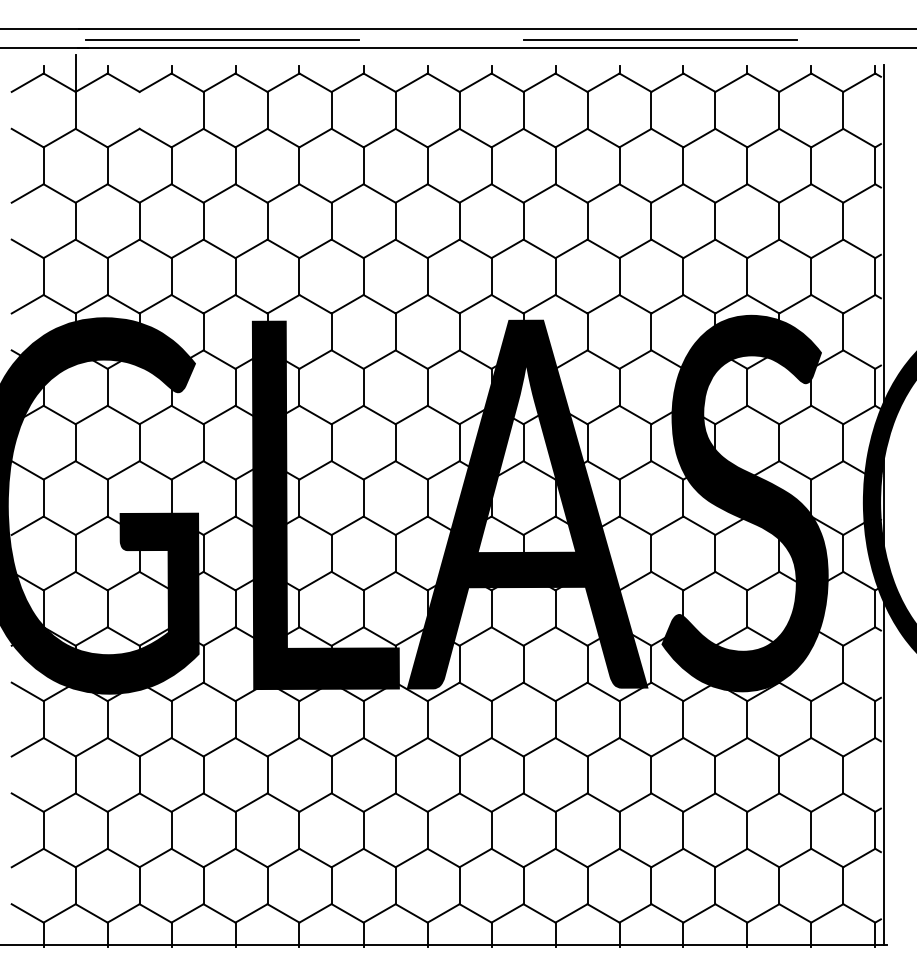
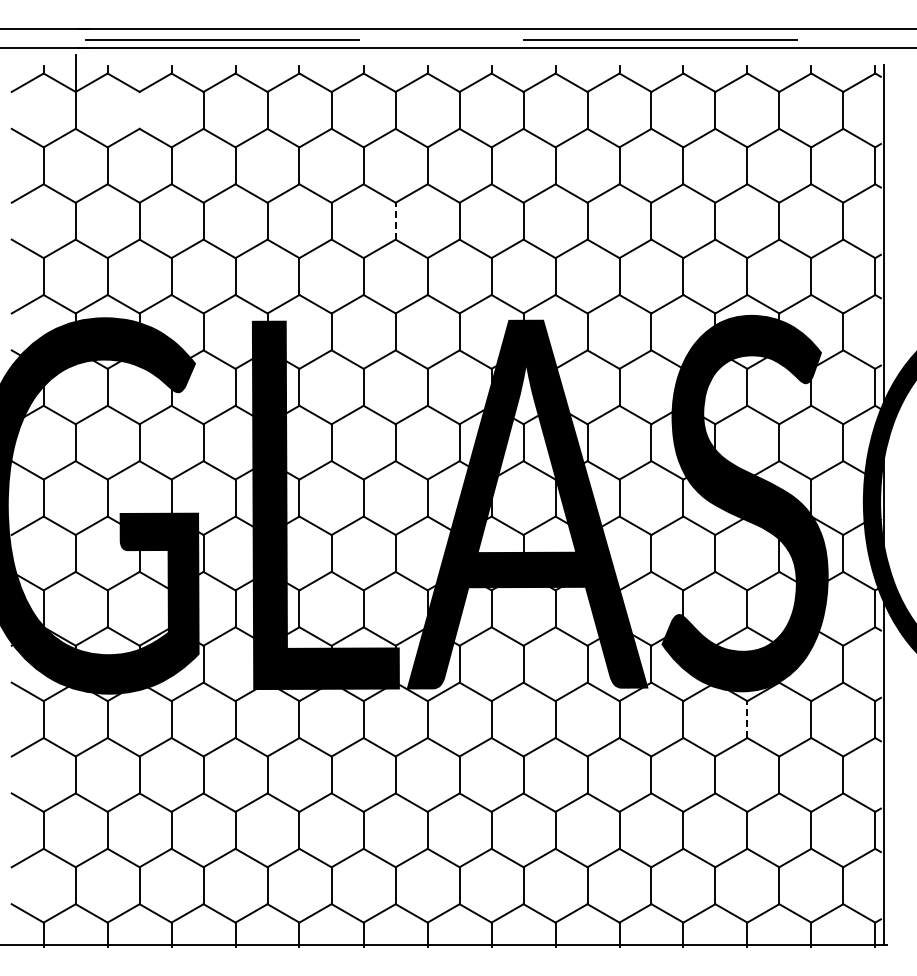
line: solid -> dashed (395, 220)
line: solid -> dashed (747, 719)
